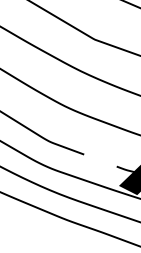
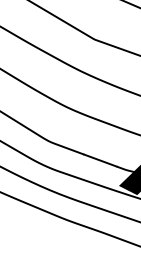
line: none -> present (100, 160)
